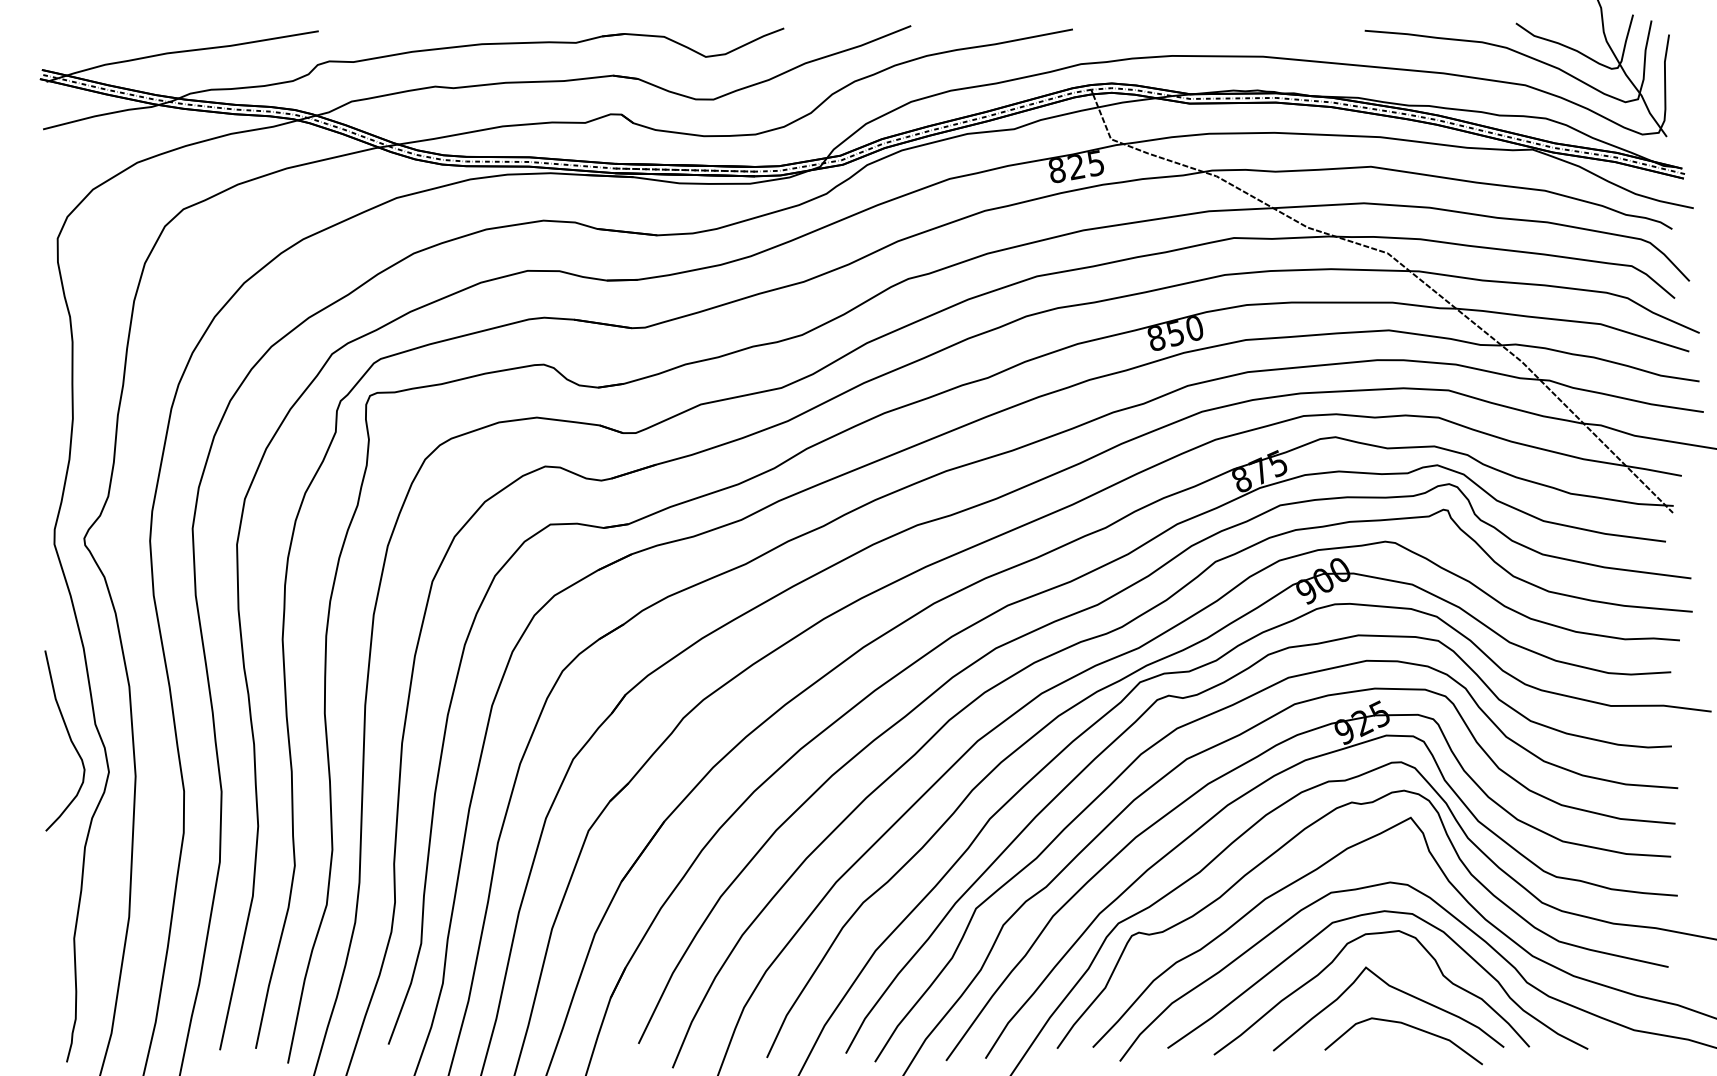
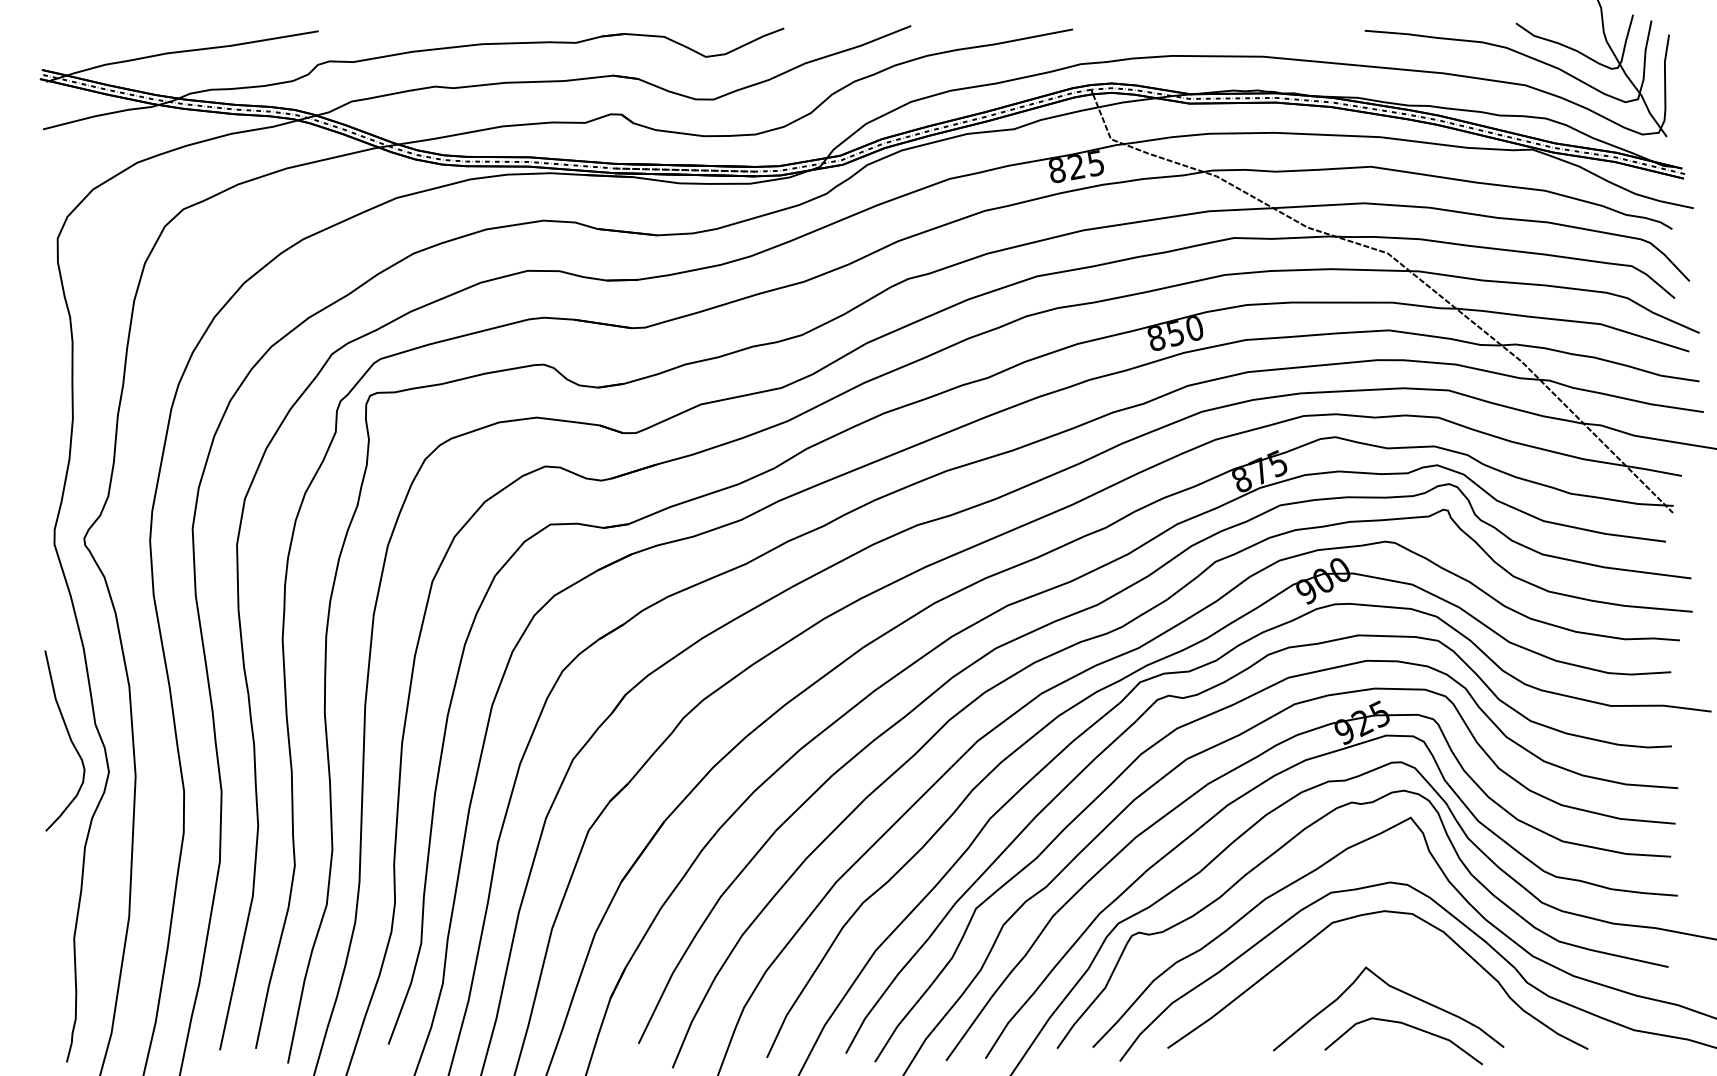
curve: present -> none (1333, 962)
